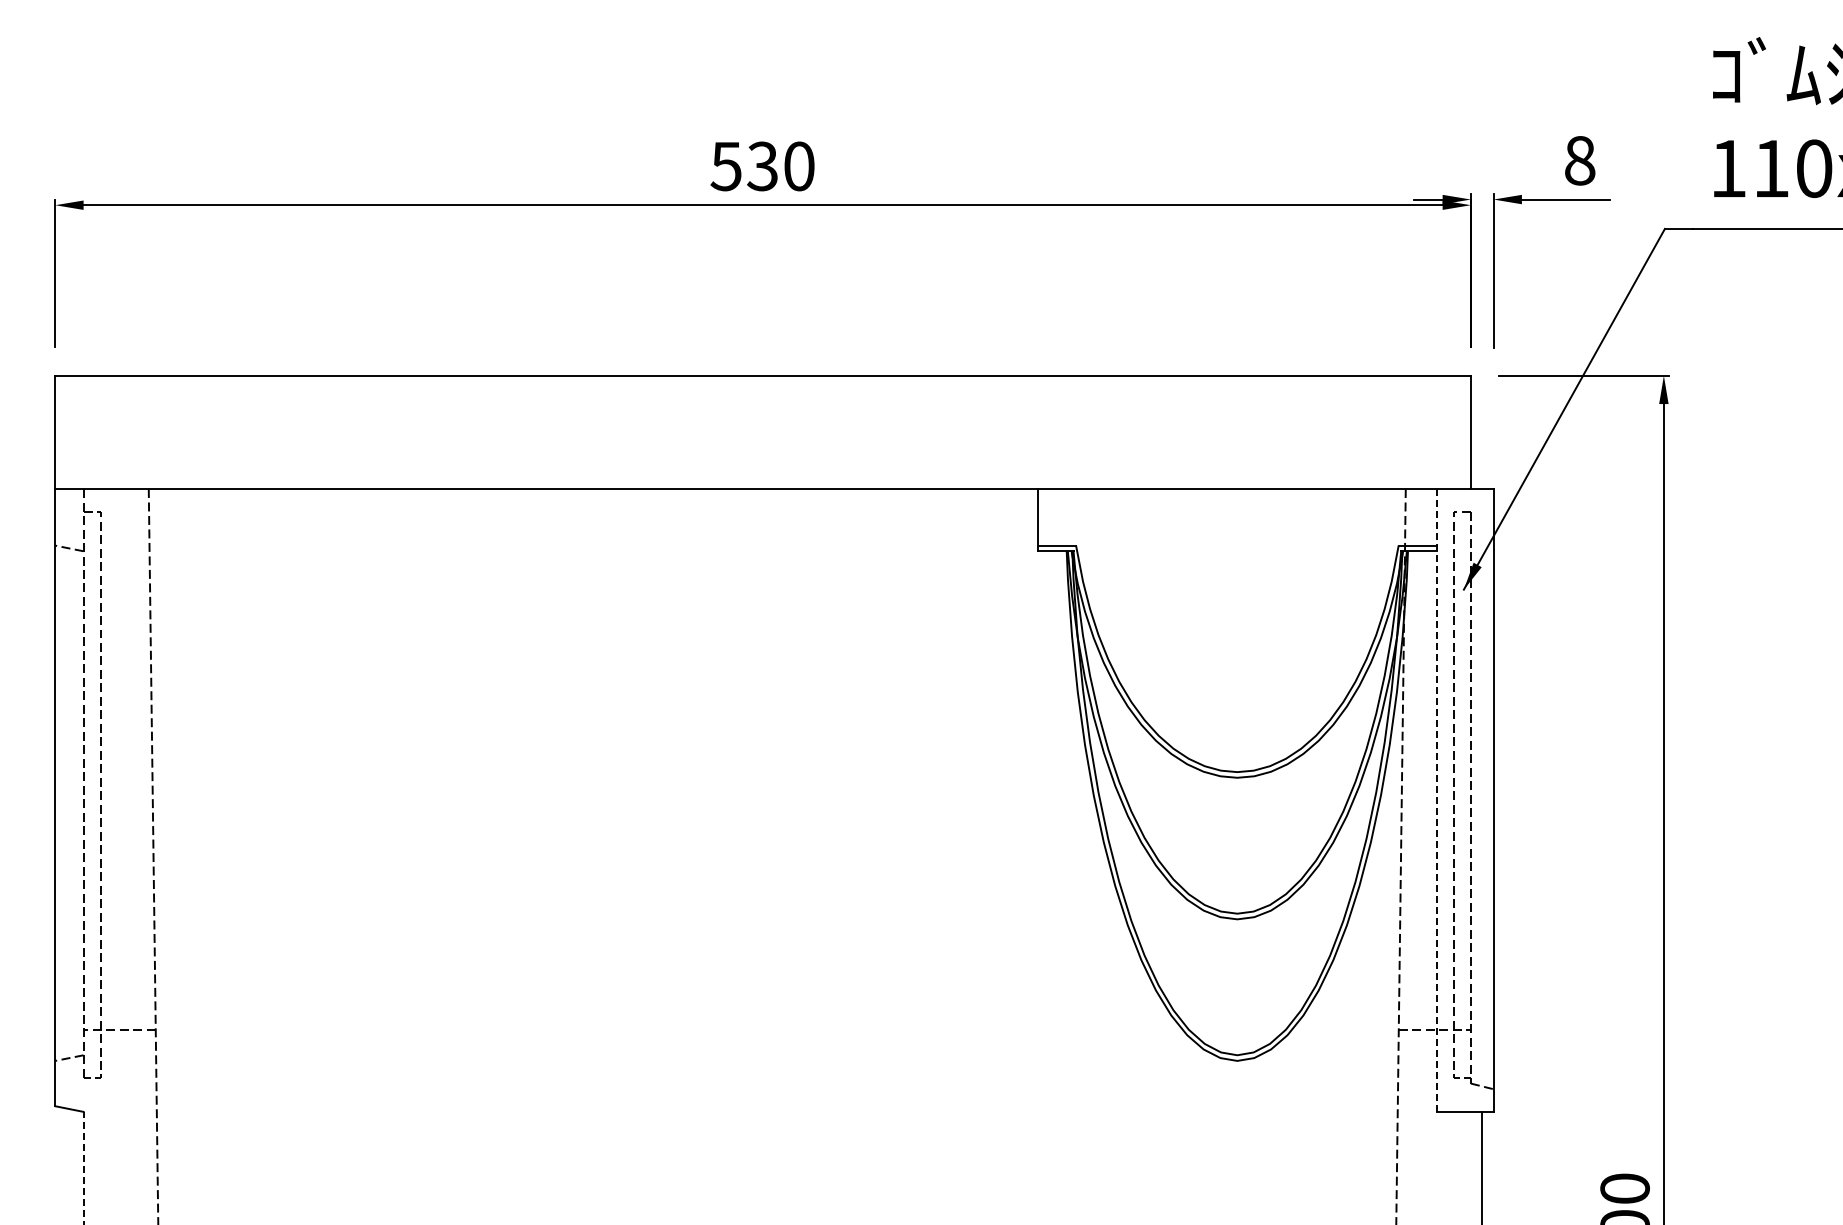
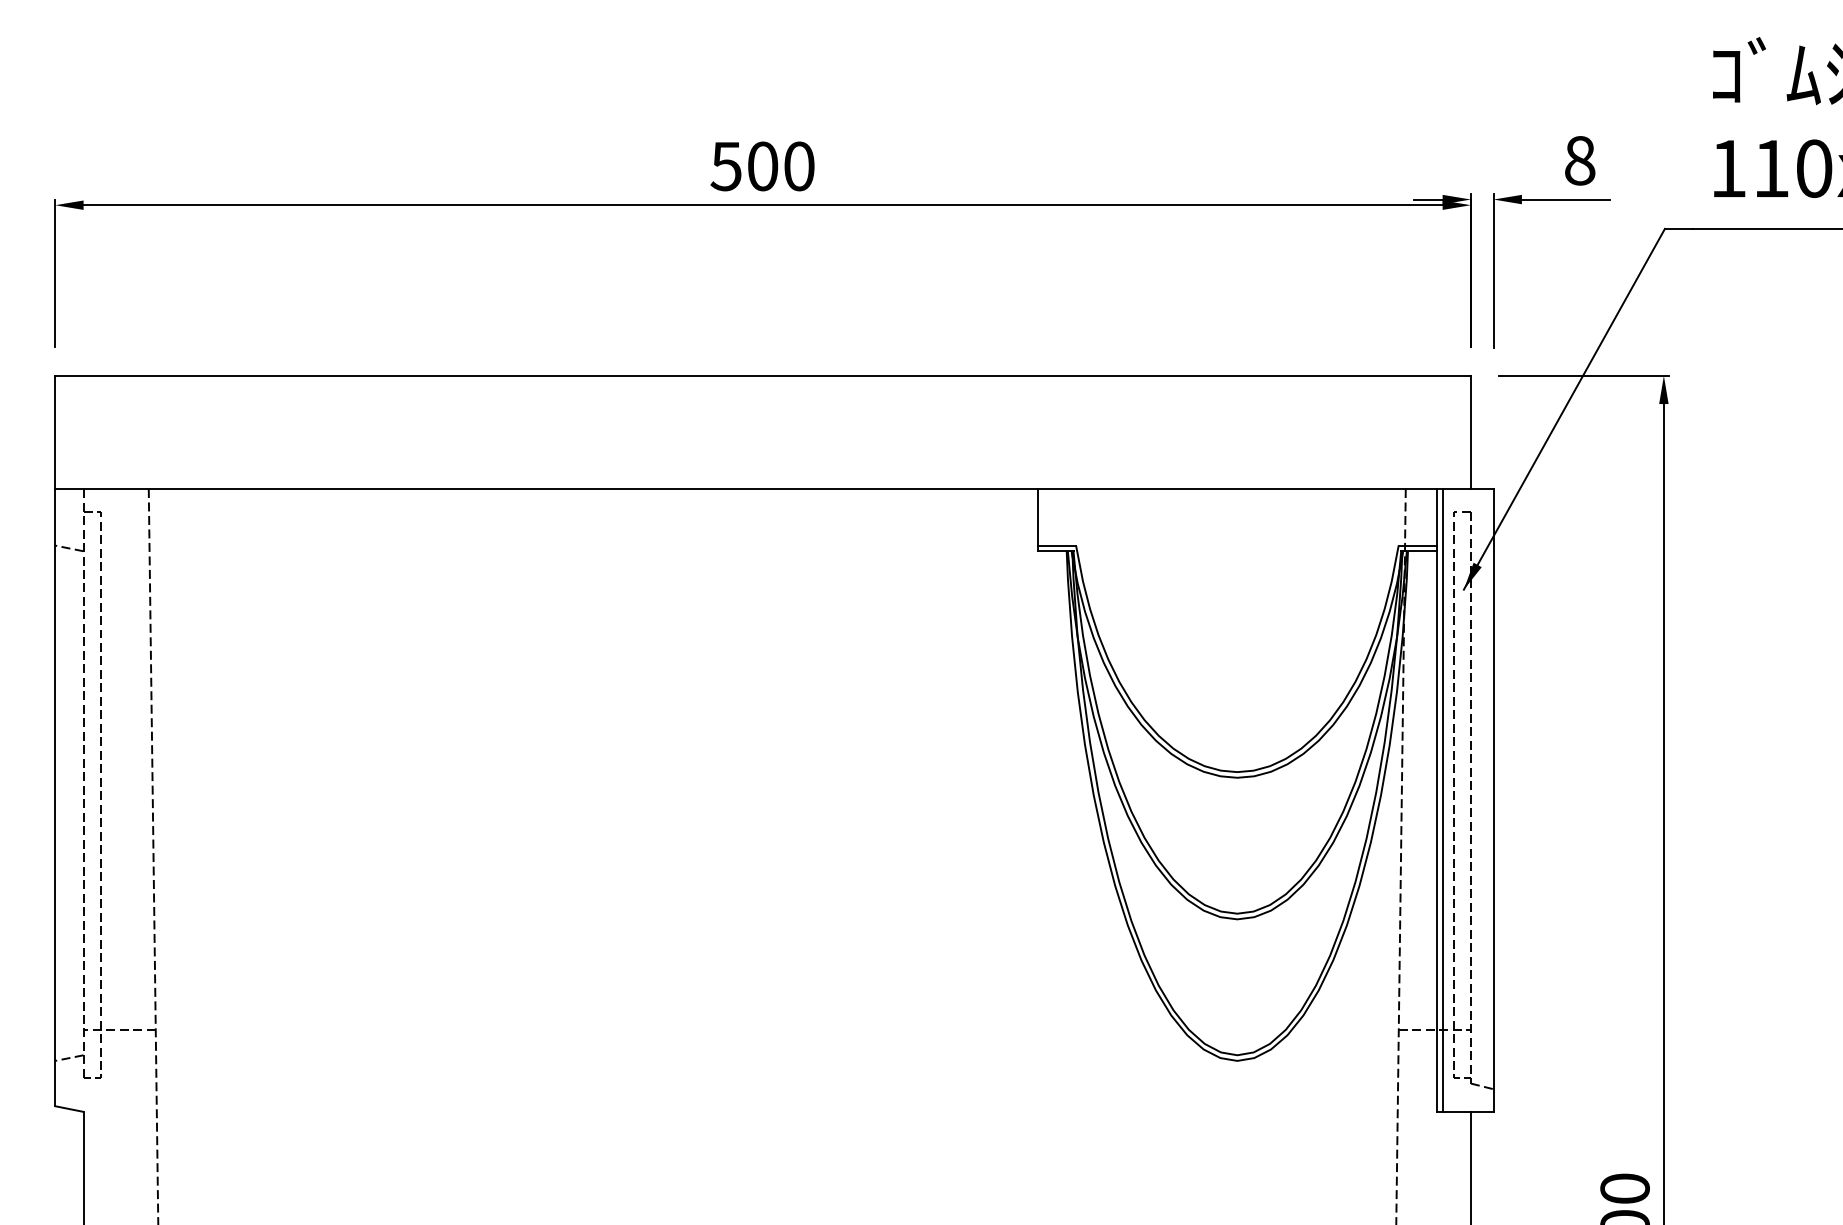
text: 530 -> 500 (762, 166)
line: dashed -> solid (1436, 800)
line: none -> present (1442, 800)
line position: (1481, 1166) -> (1470, 1166) (1470, 1166)
line: dashed -> solid (83, 1167)
